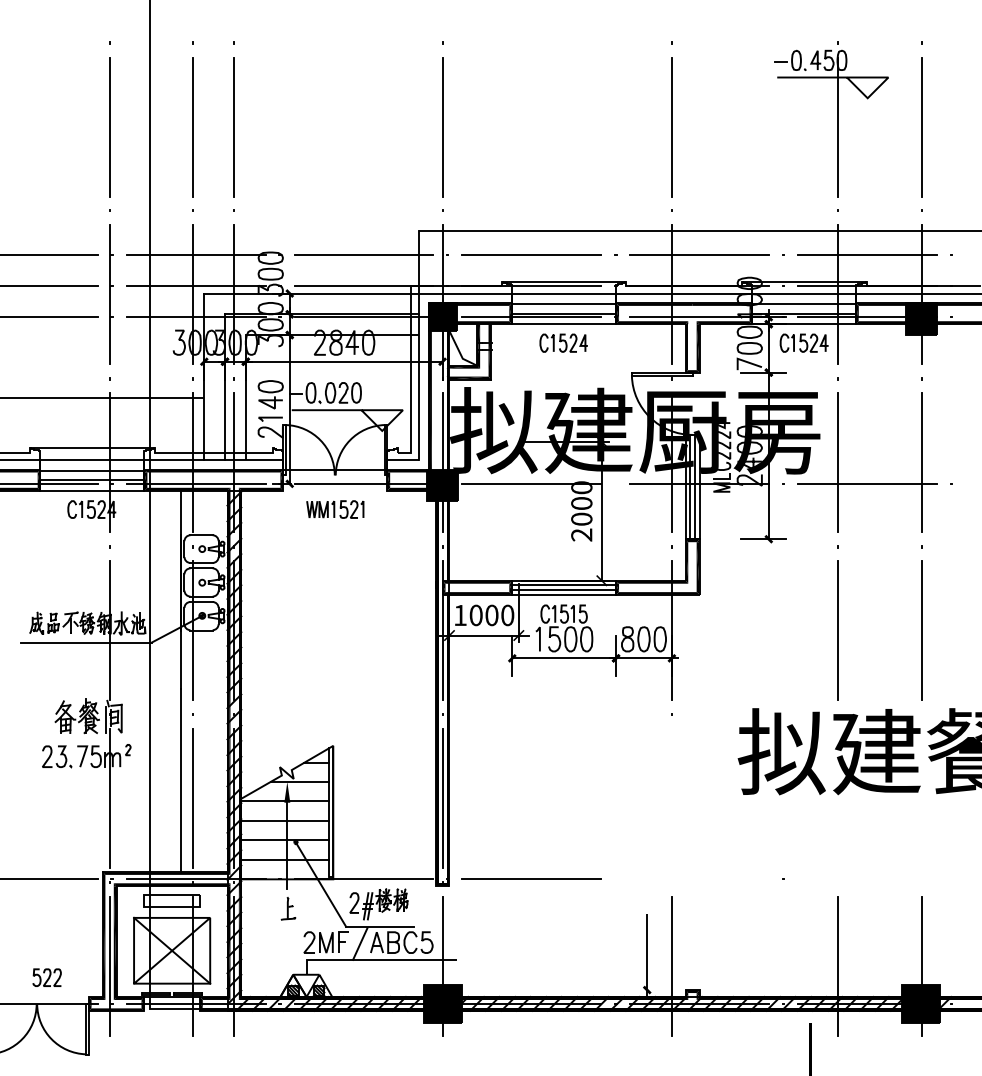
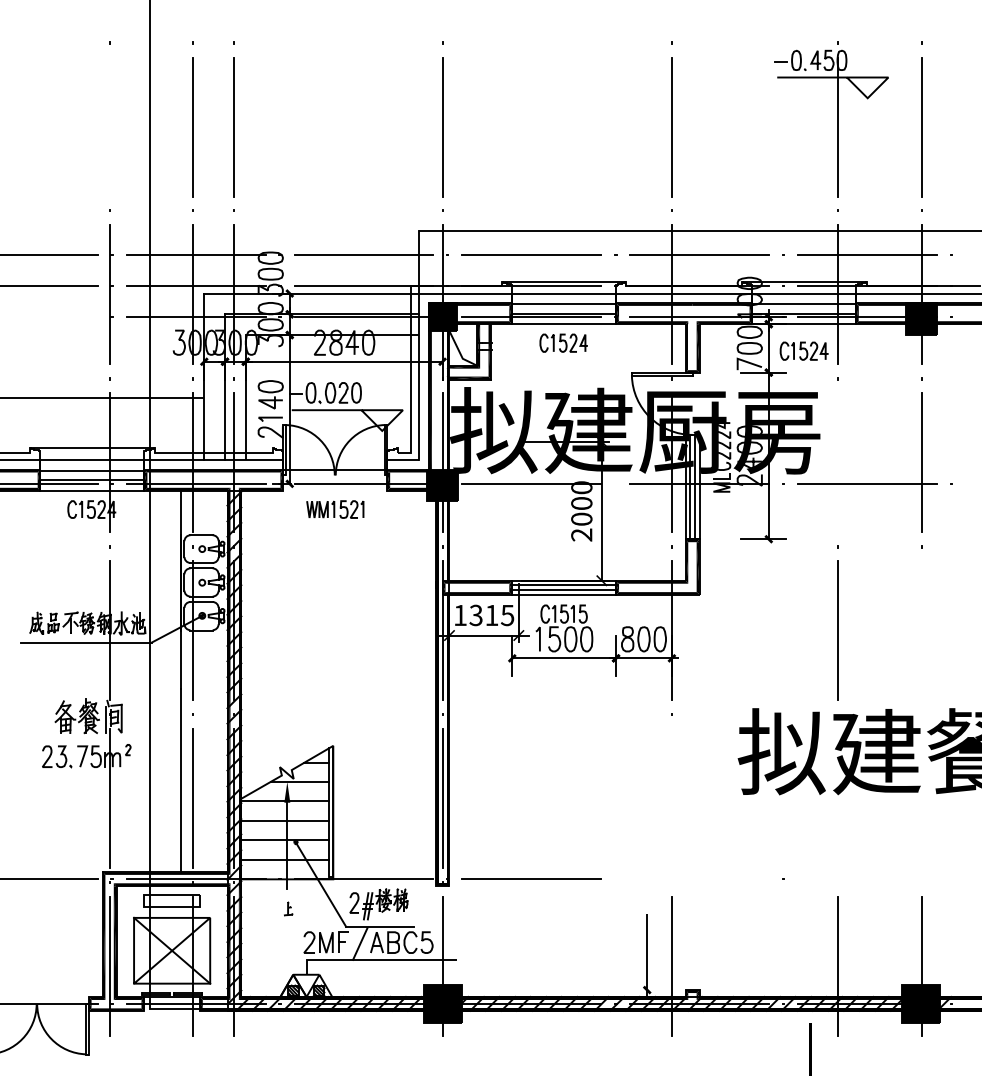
line: present -> none (109, 126)
line: present -> none (49, 317)
part position: (803, 342) -> (803, 350) (803, 350)
line: present -> none (838, 462)
text: 1000 -> 1315 (491, 615)
line: present -> none (921, 630)
part size: 17x24 px -> 10x16 px (288, 908)
part: present -> none (46, 977)
